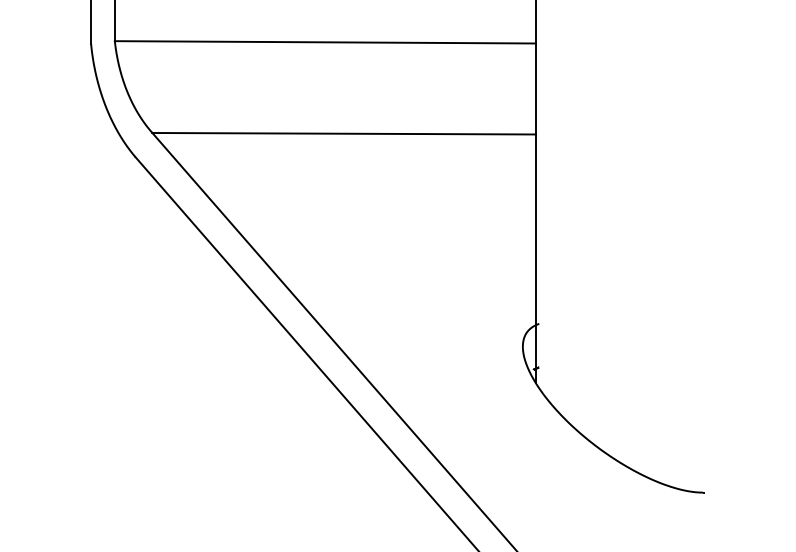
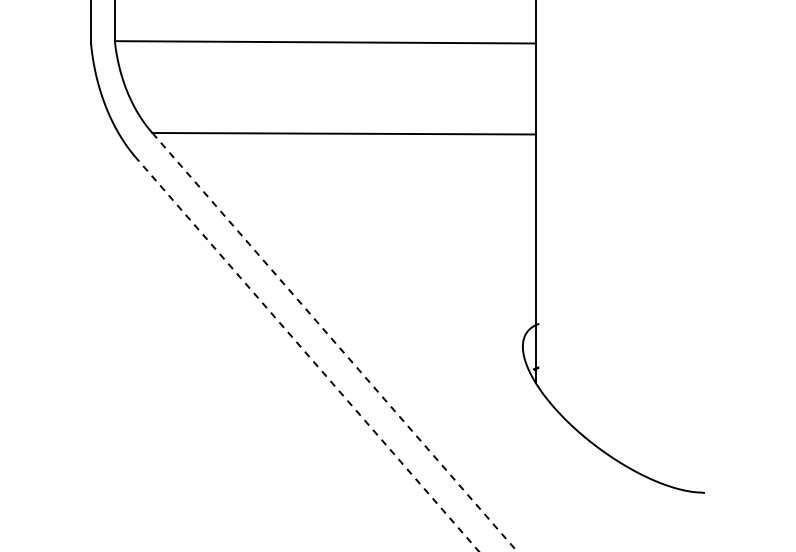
line: solid -> dashed (335, 342)
line: solid -> dashed (306, 354)
